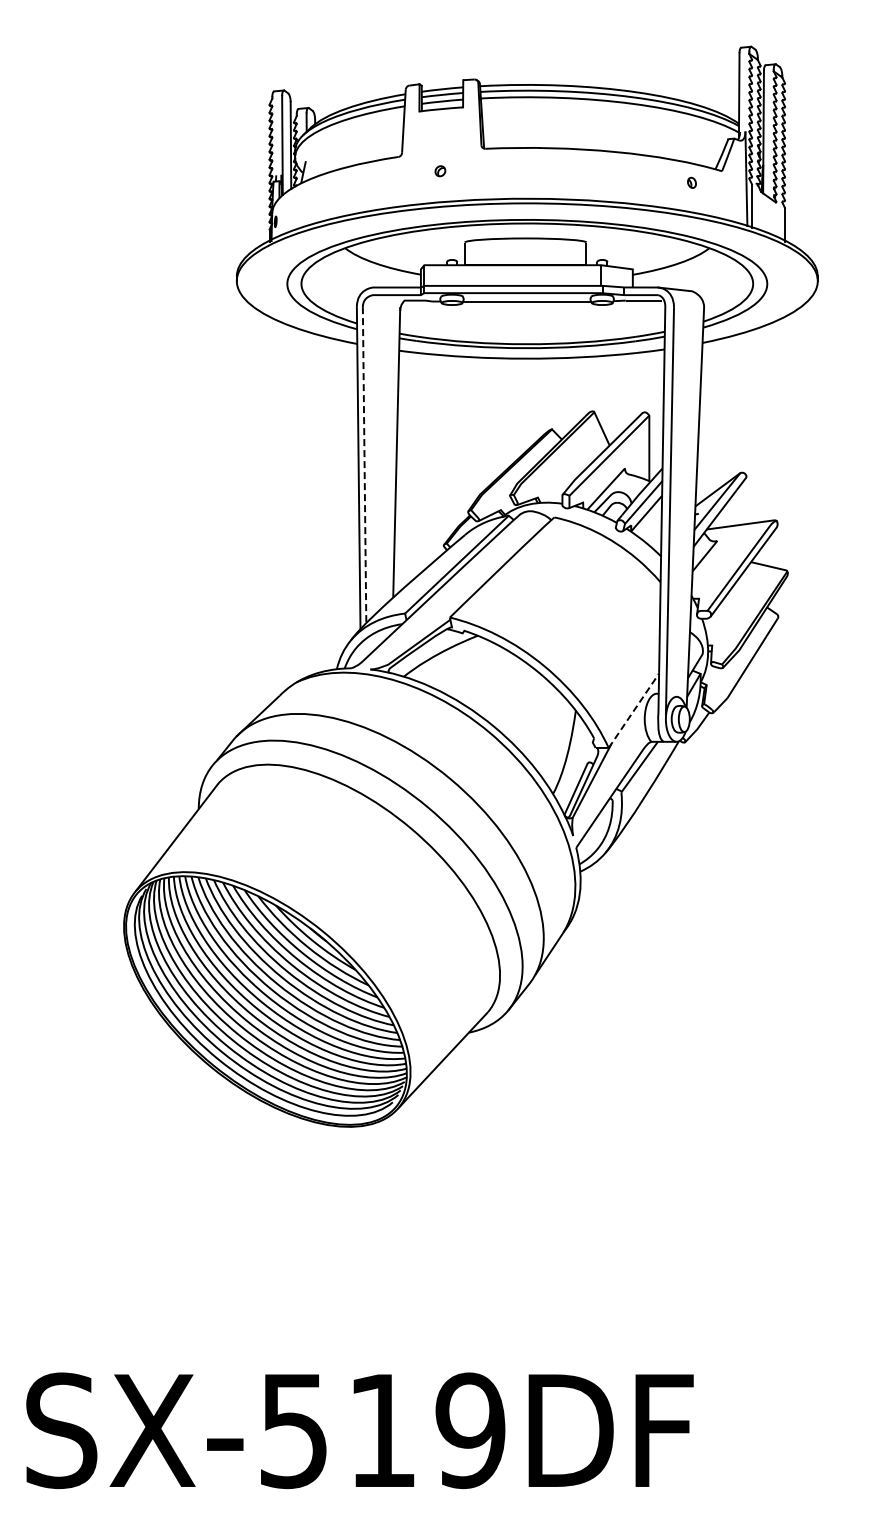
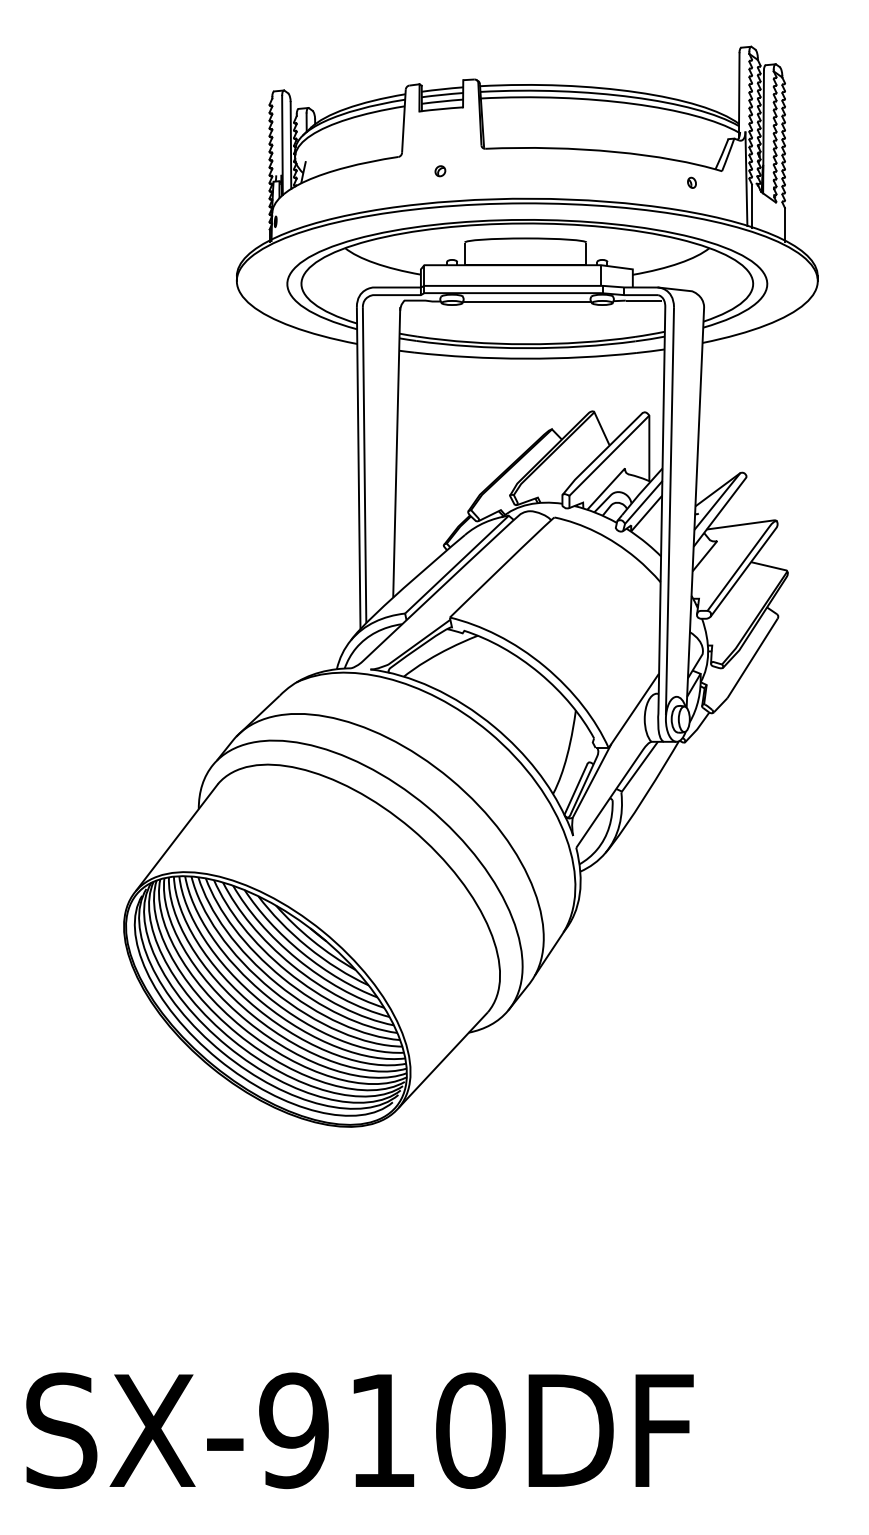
line: dashed -> solid (364, 465)
line: dashed -> solid (633, 710)
text: SX-519DF -> SX-910DF (382, 1430)
